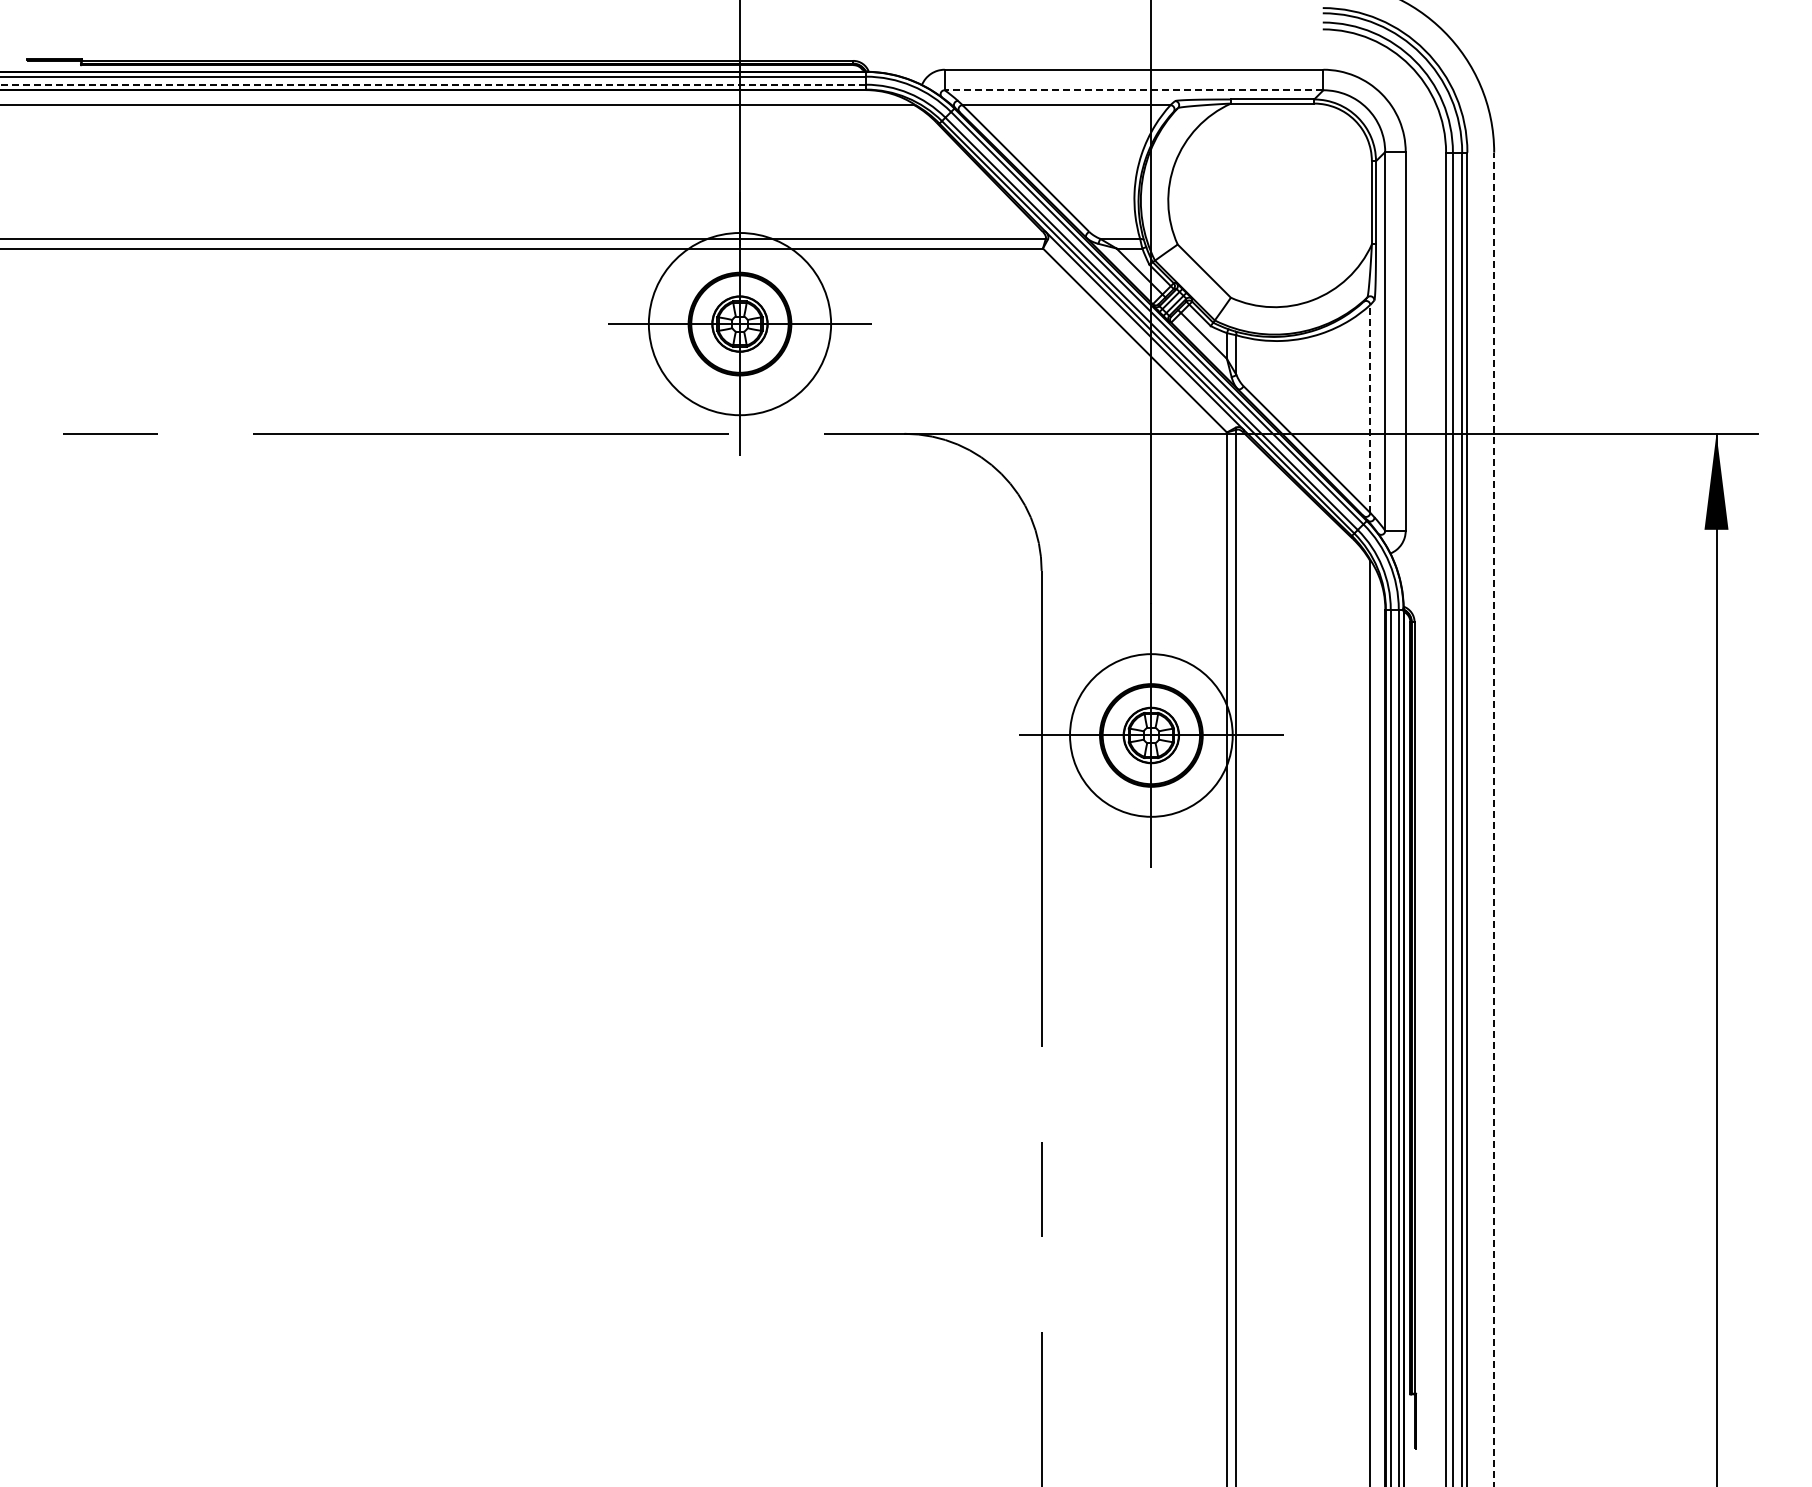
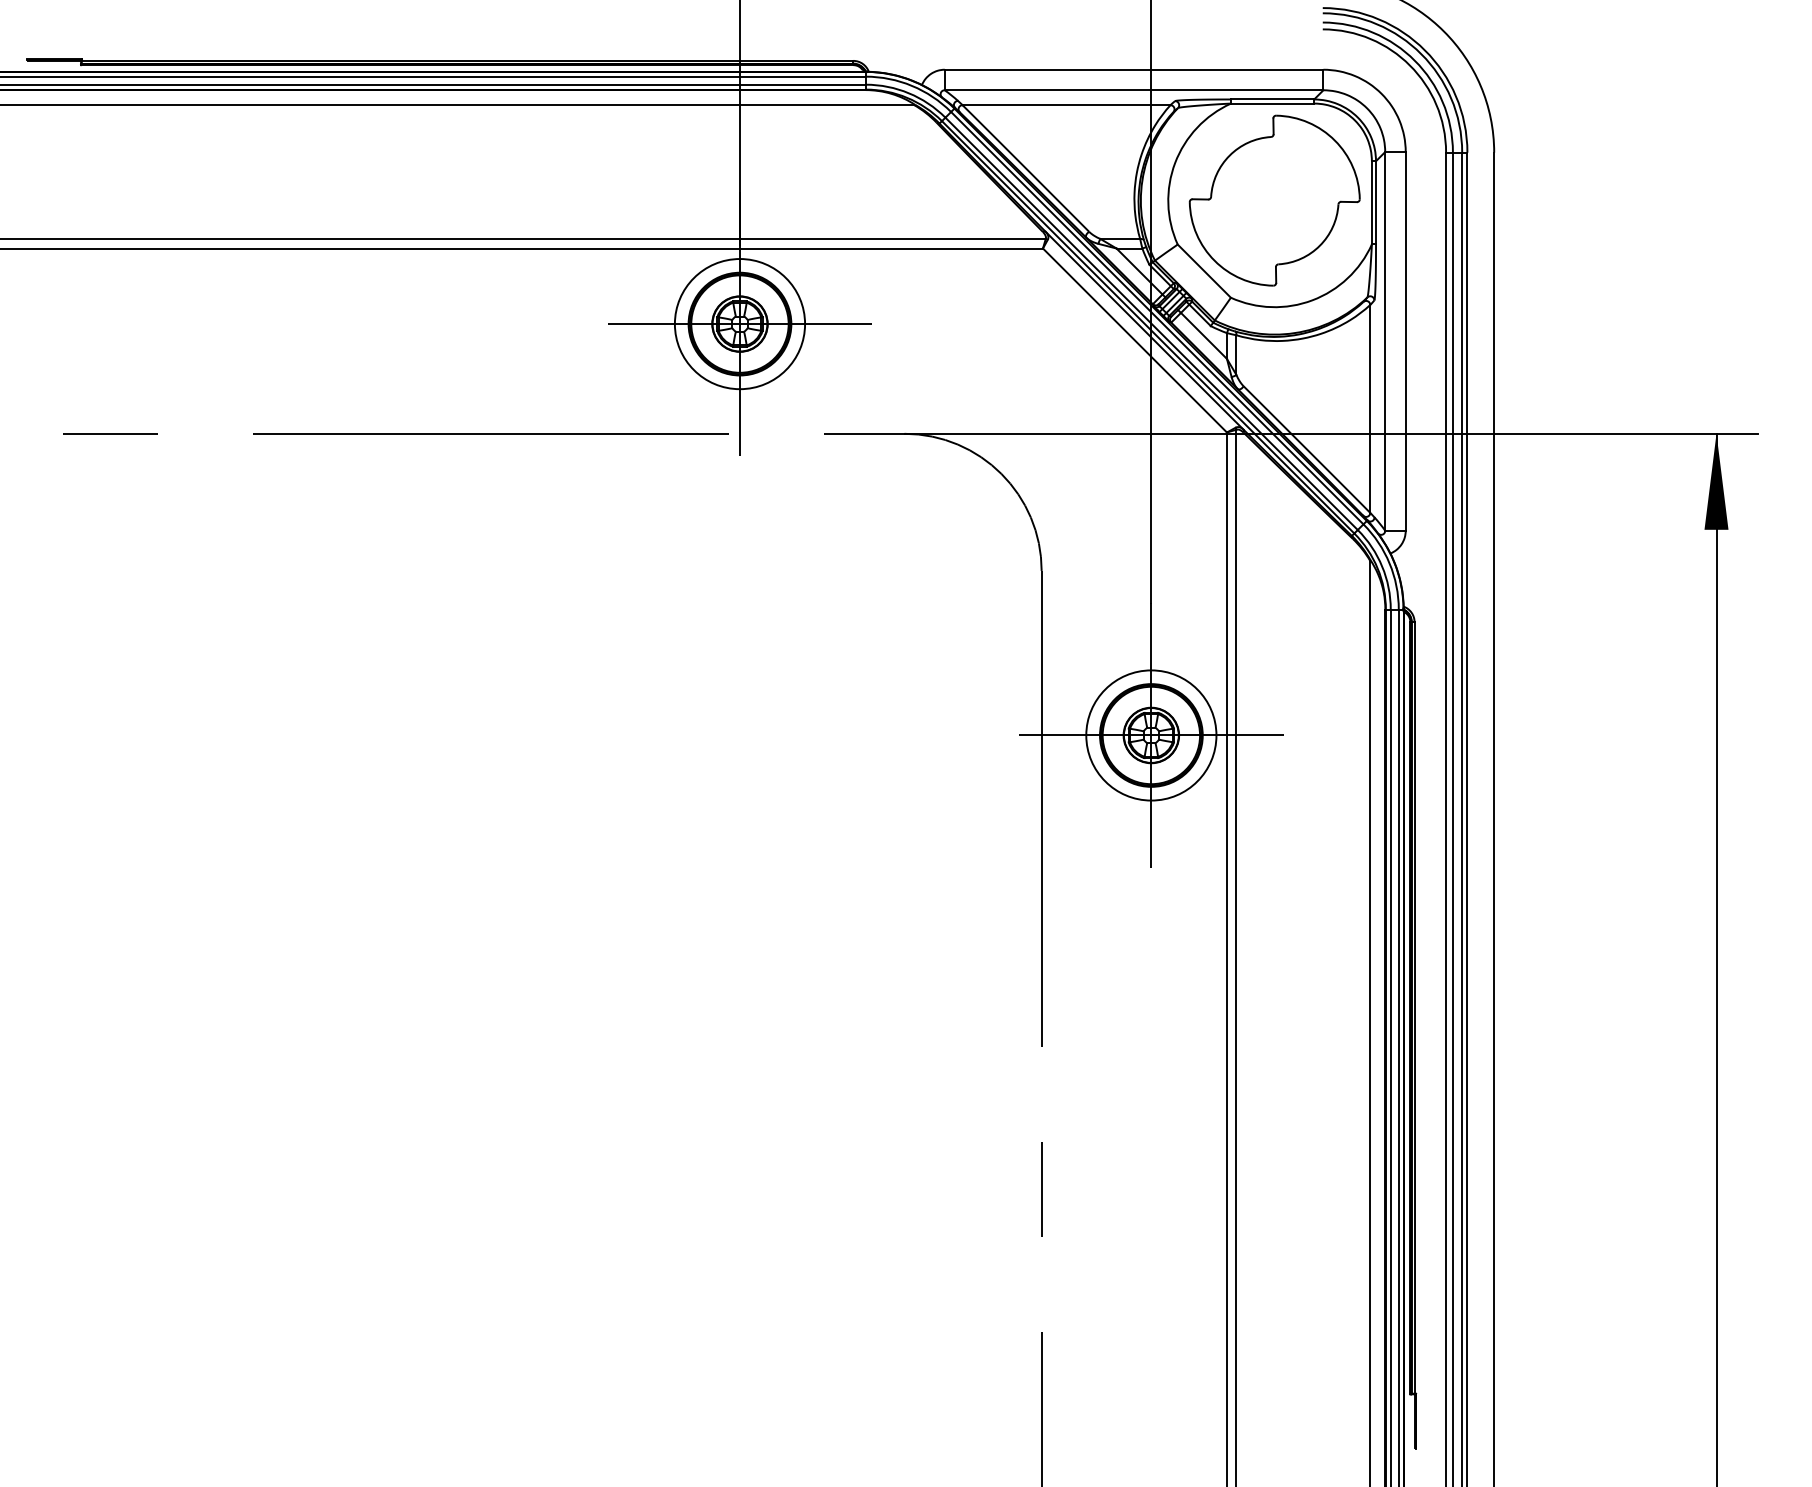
line: dashed -> solid (432, 84)
line: dashed -> solid (1133, 90)
part: none -> present (1274, 200)
circle diameter: 182 px -> 130 px (739, 324)
line: dashed -> solid (1370, 408)
circle diameter: 163 px -> 130 px (1151, 735)
line: dashed -> solid (1494, 819)
